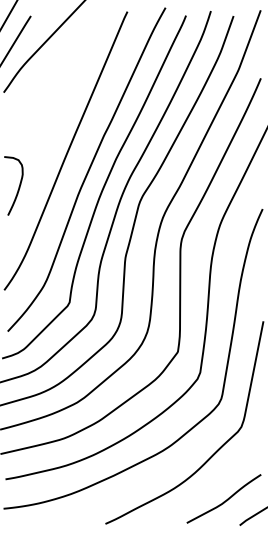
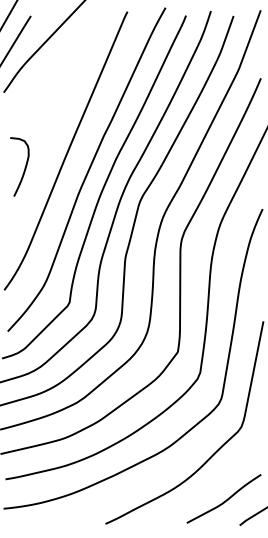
curve position: (18, 186) -> (24, 167) (24, 167)
